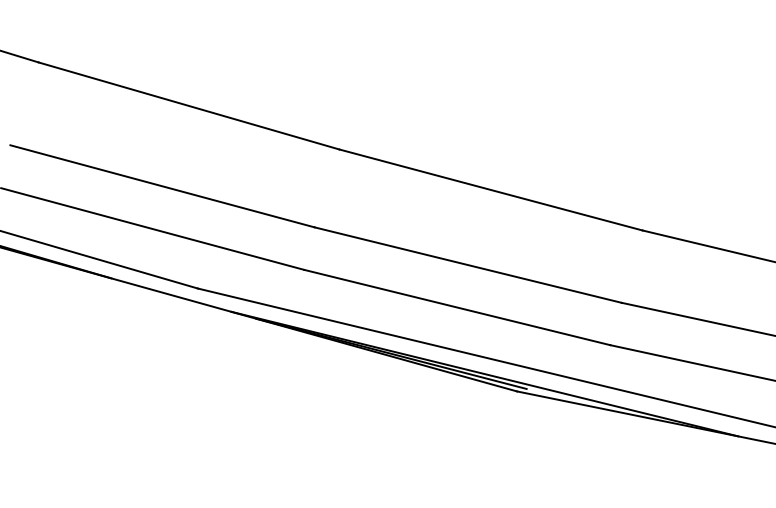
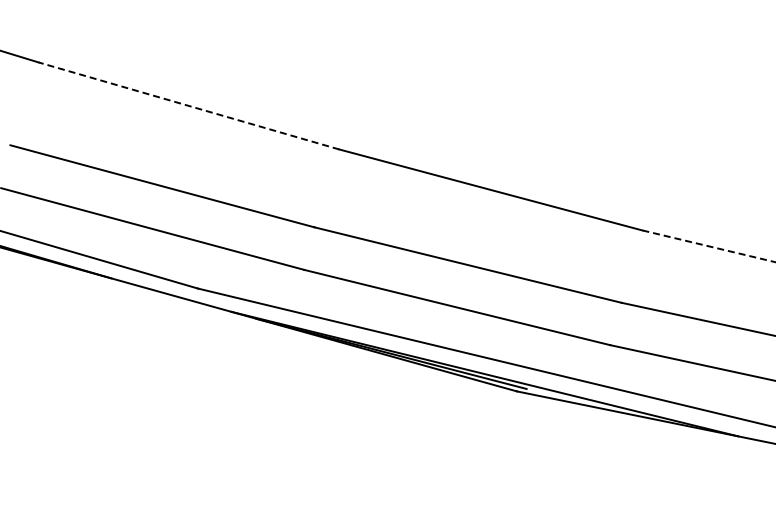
line: solid -> dashed (189, 105)
line: solid -> dashed (708, 246)
